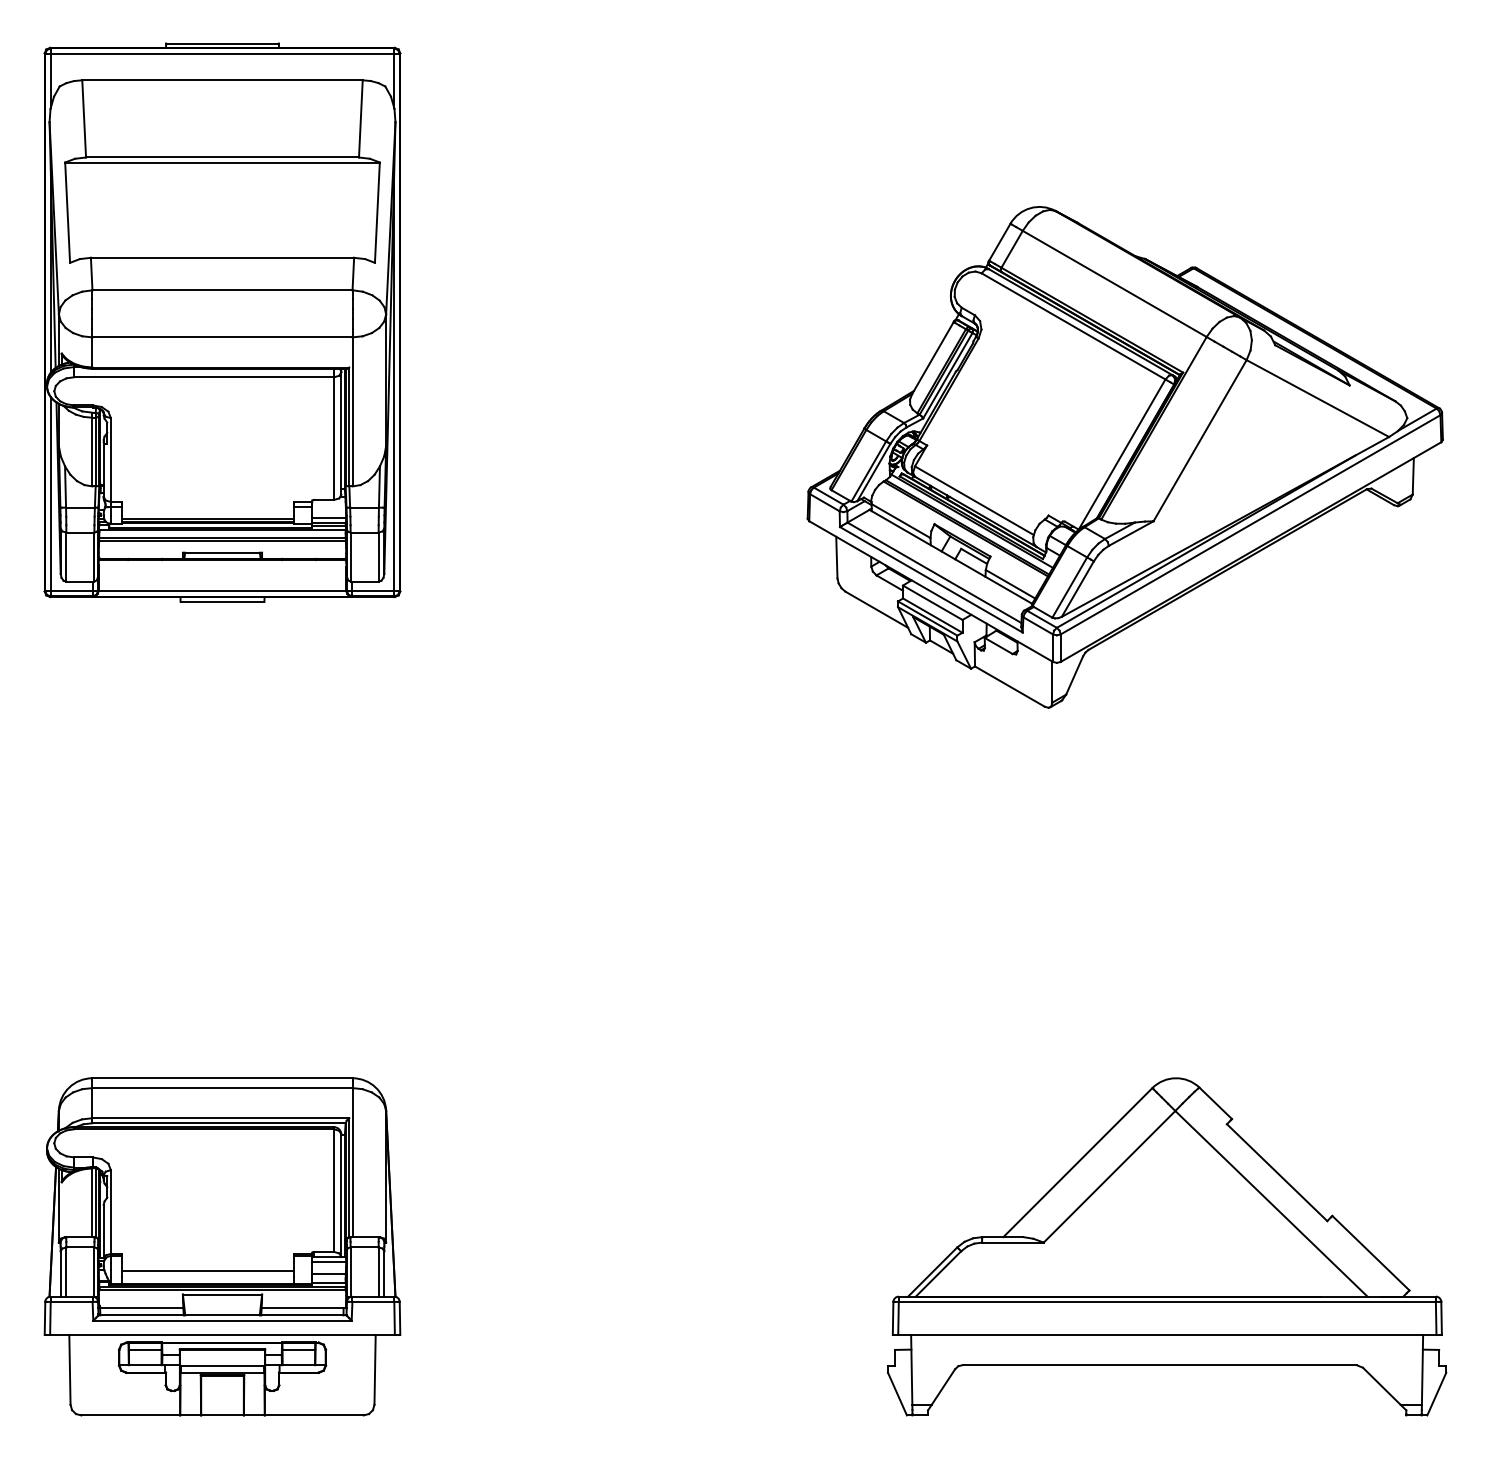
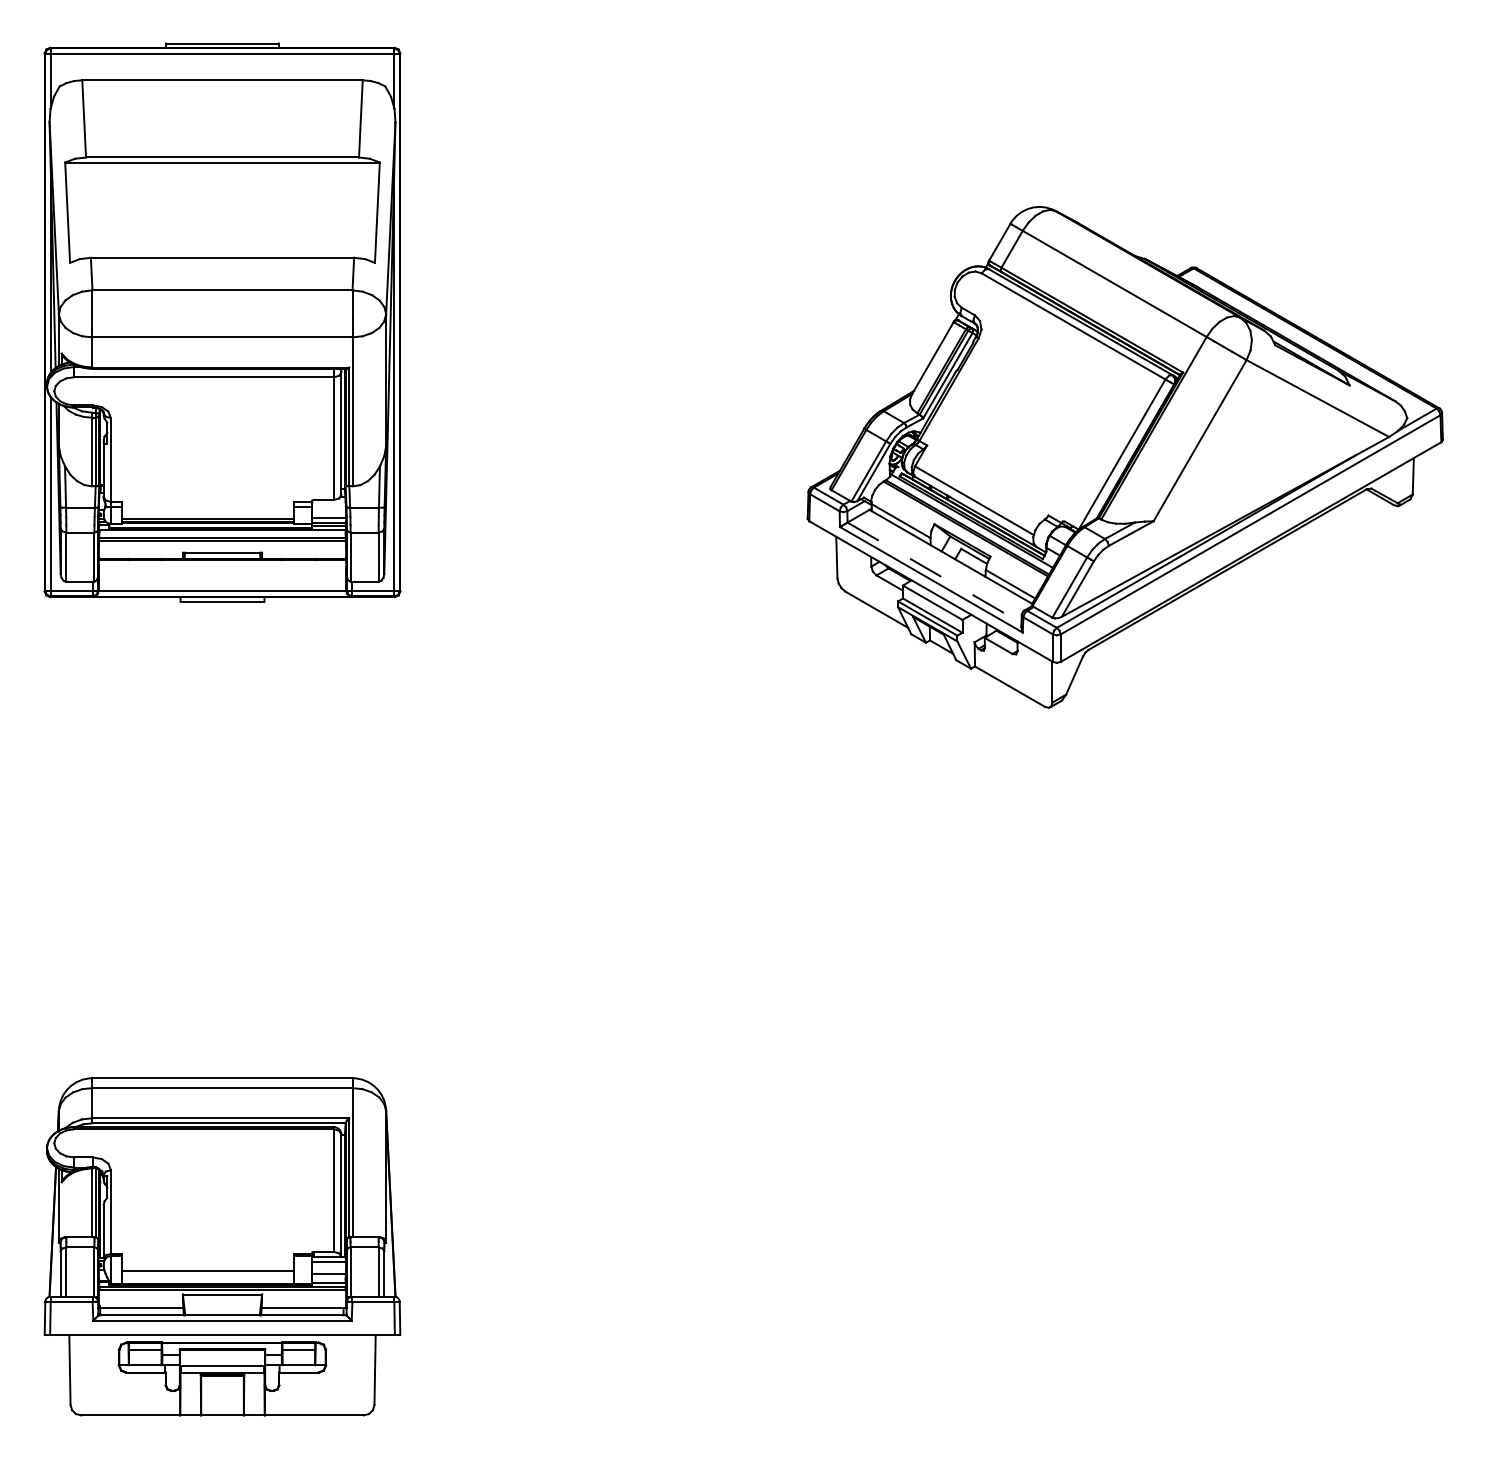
line: solid -> dashed (934, 573)
part: present -> none (1167, 1246)
